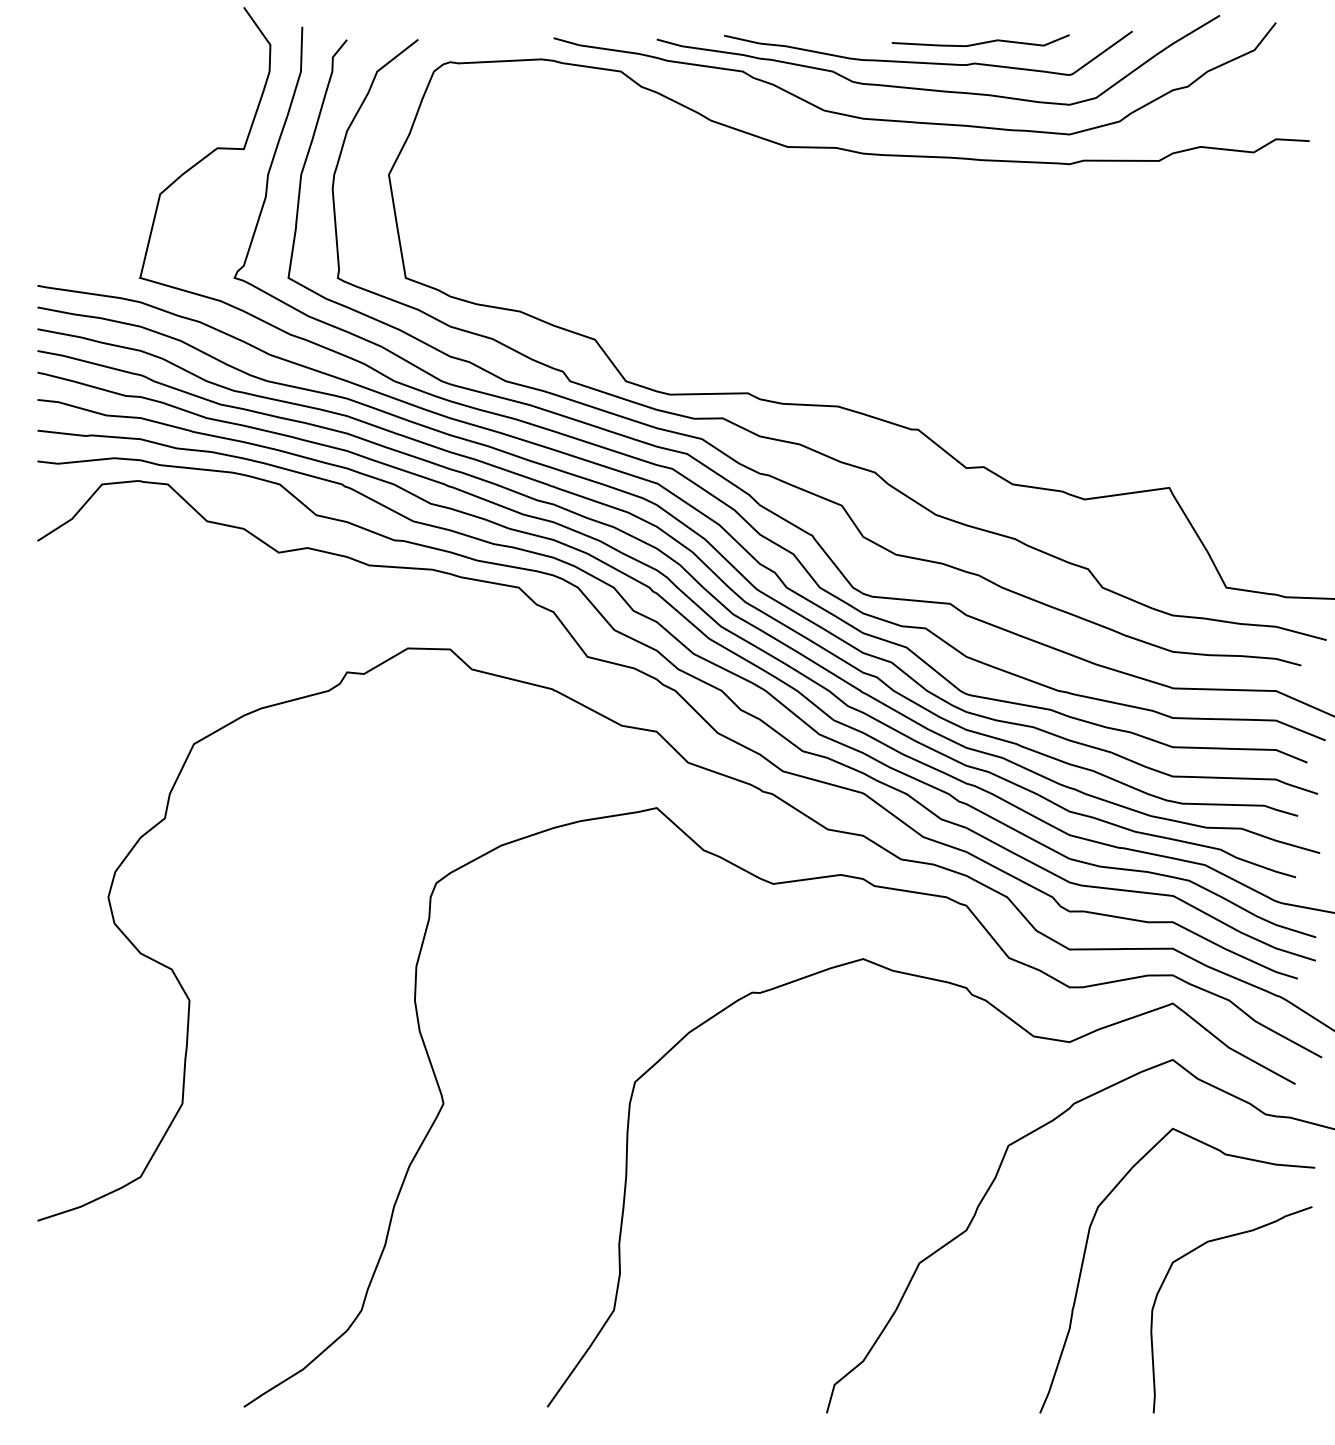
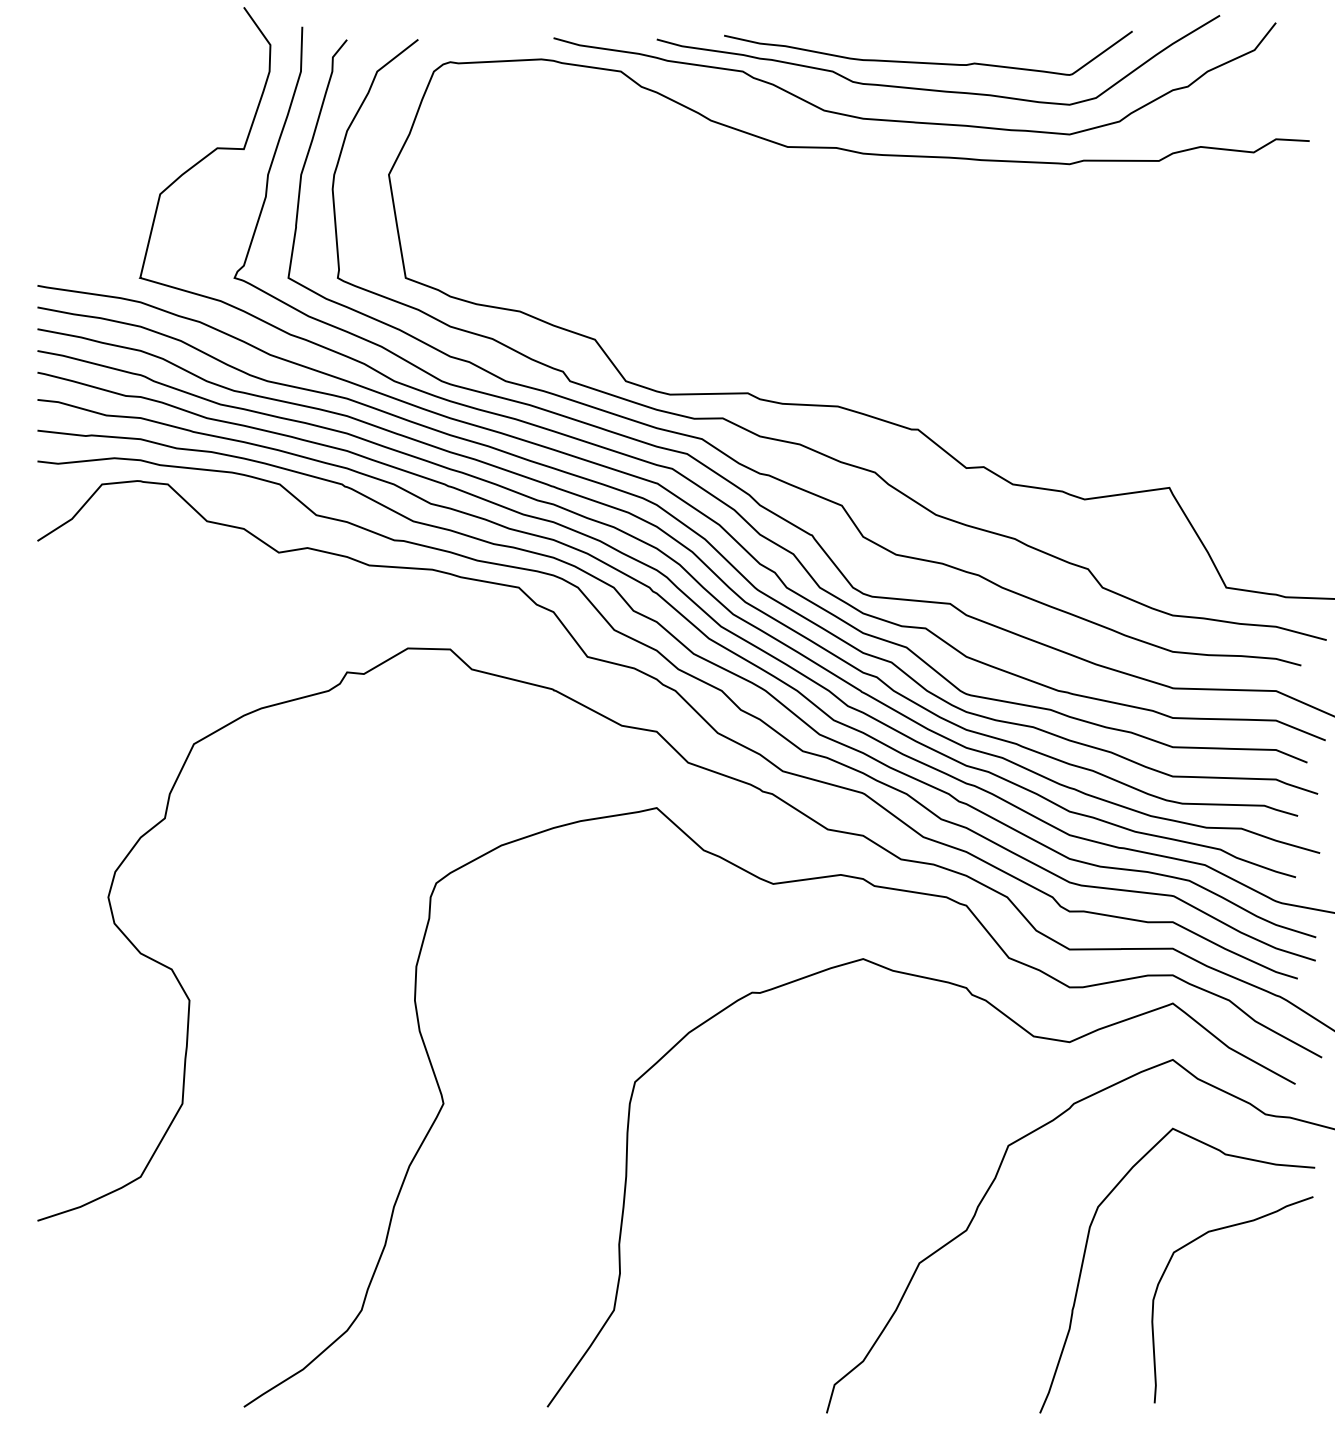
curve: present -> none (980, 42)
curve position: (1195, 1250) -> (1196, 1240) (1196, 1240)
